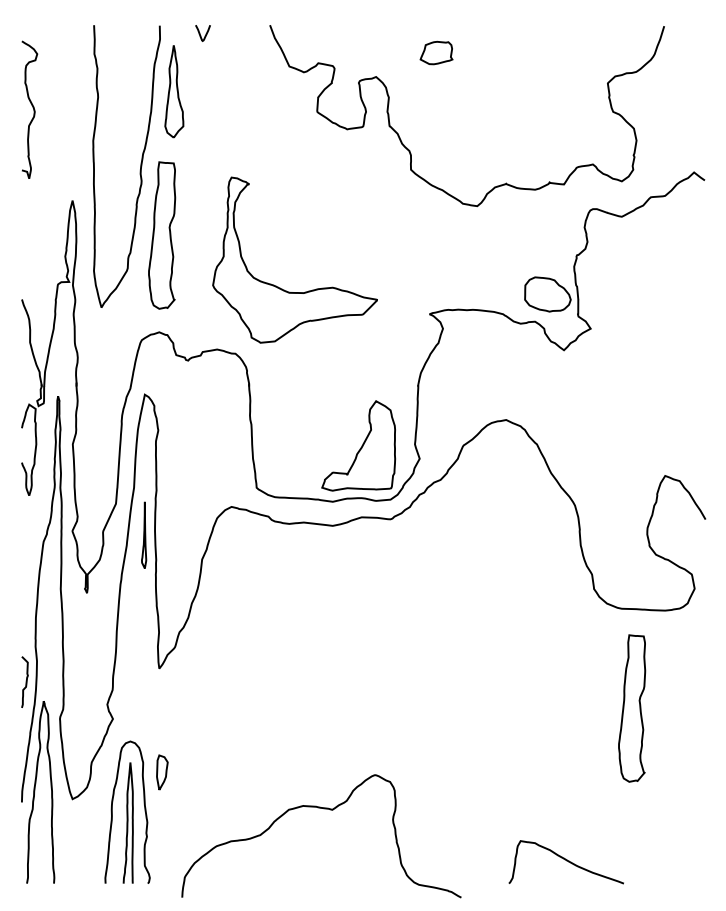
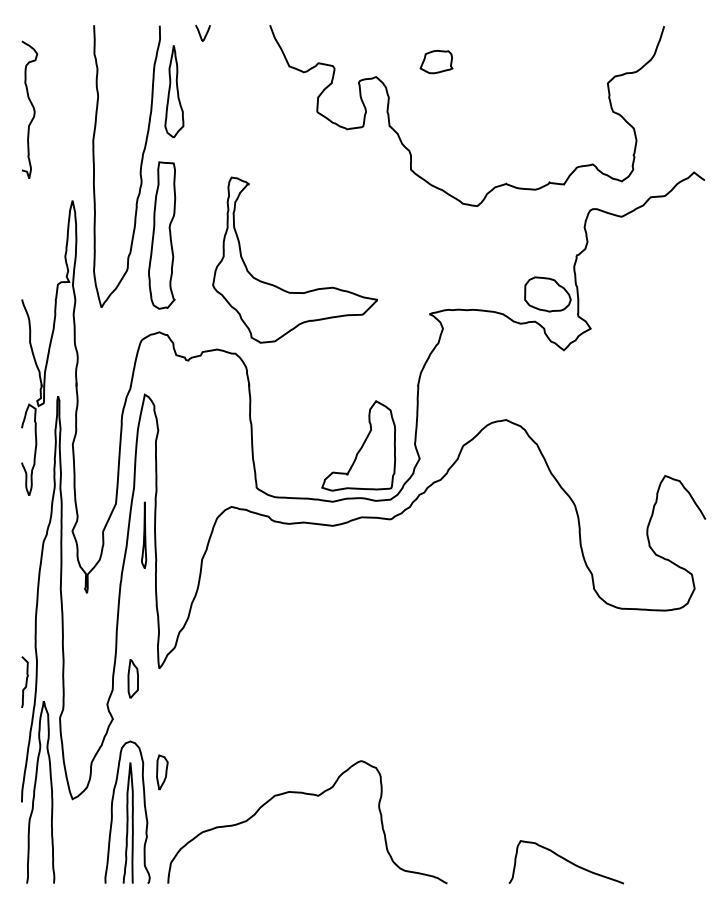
part position: (436, 52) -> (436, 61) (436, 61)
part: none -> present (132, 678)
part: present -> none (632, 708)
curve position: (323, 809) -> (309, 795) (309, 795)
